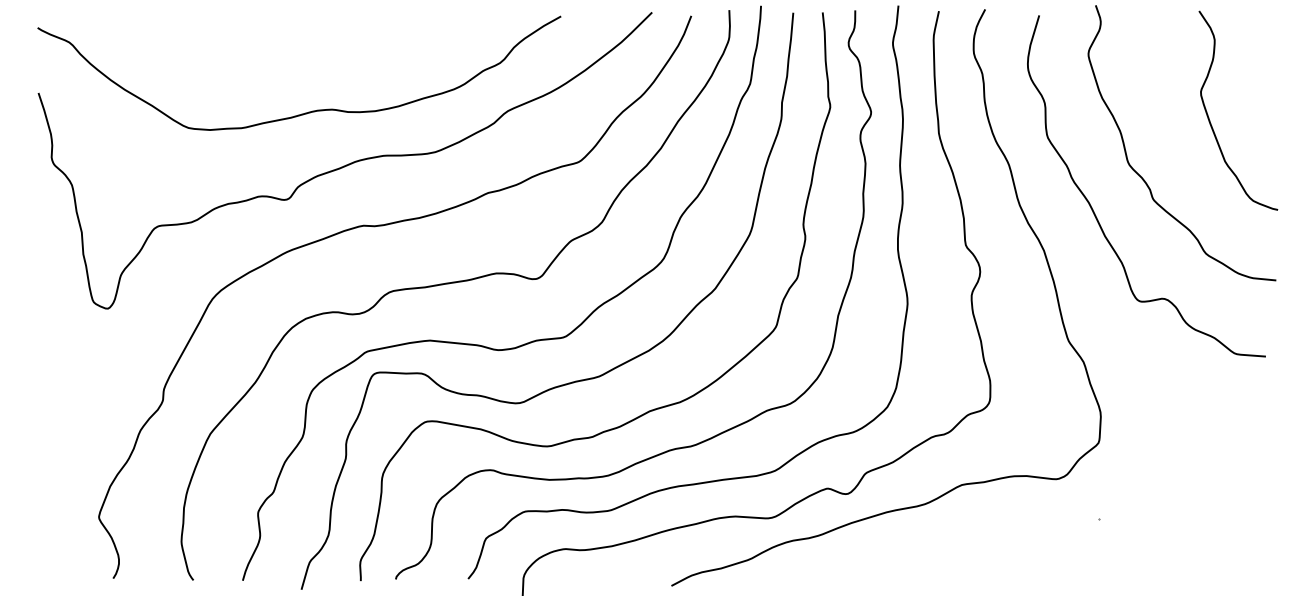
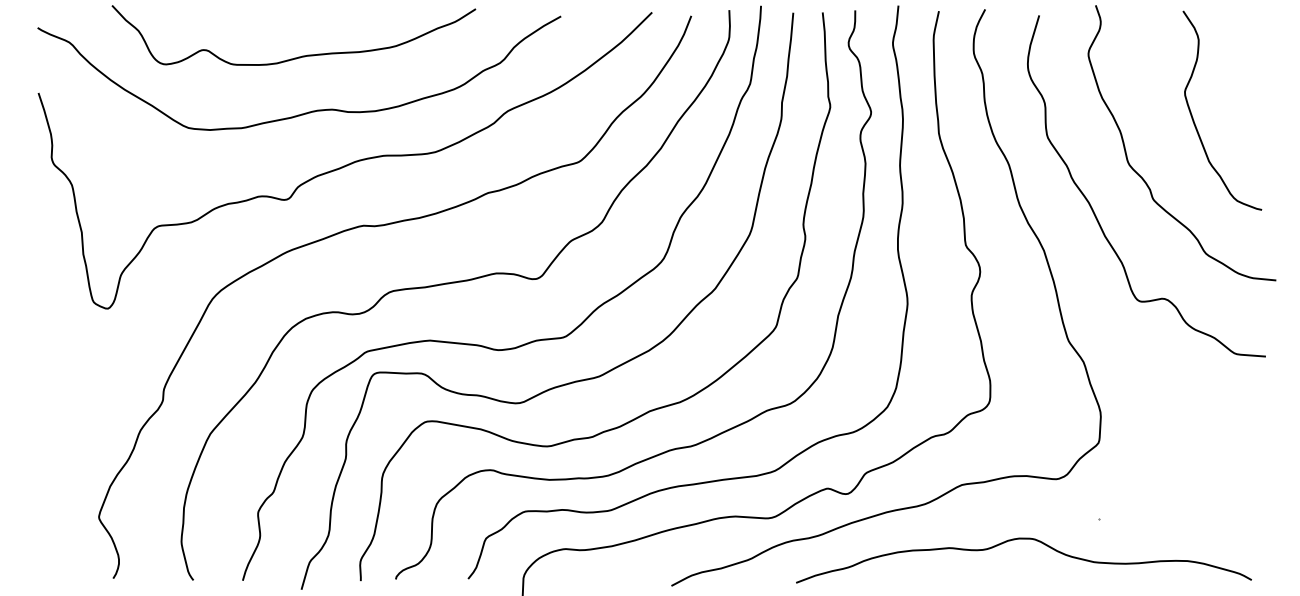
curve: none -> present (298, 56)
curve position: (1210, 120) -> (1194, 120) (1194, 120)
curve: none -> present (1023, 539)
